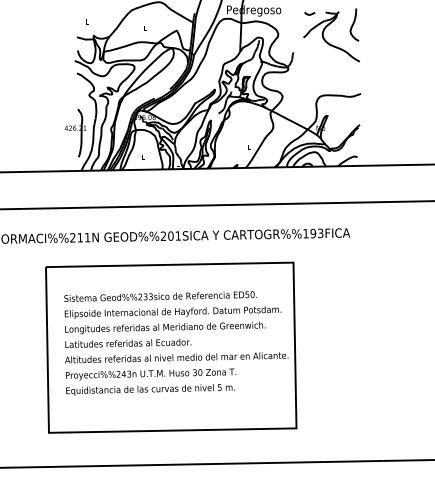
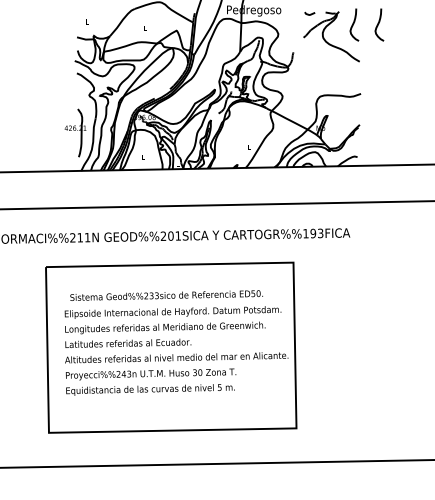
curve: none -> present (379, 23)
text position: (160, 296) -> (166, 295) (166, 295)
